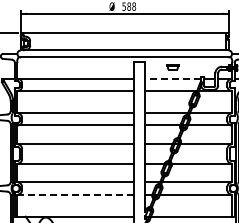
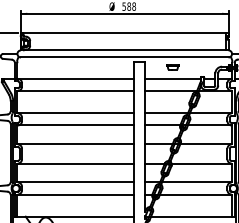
line: dashed -> solid (173, 78)
line: dashed -> solid (75, 194)
